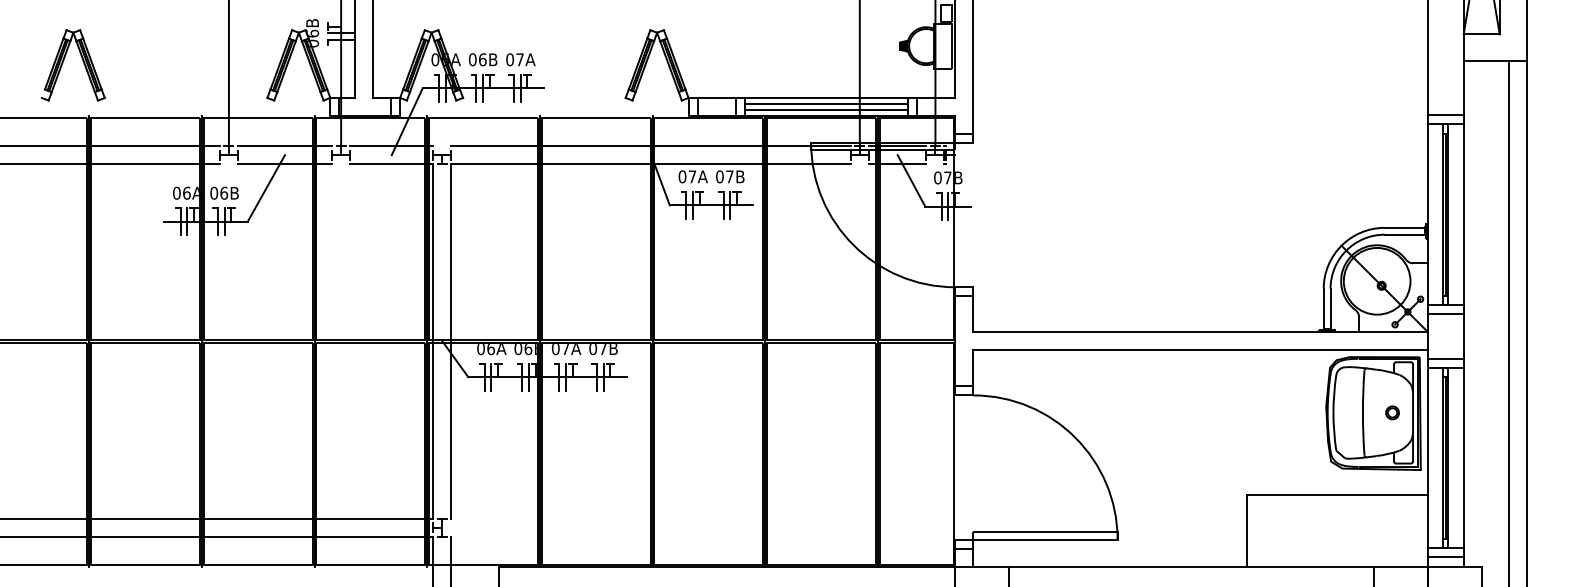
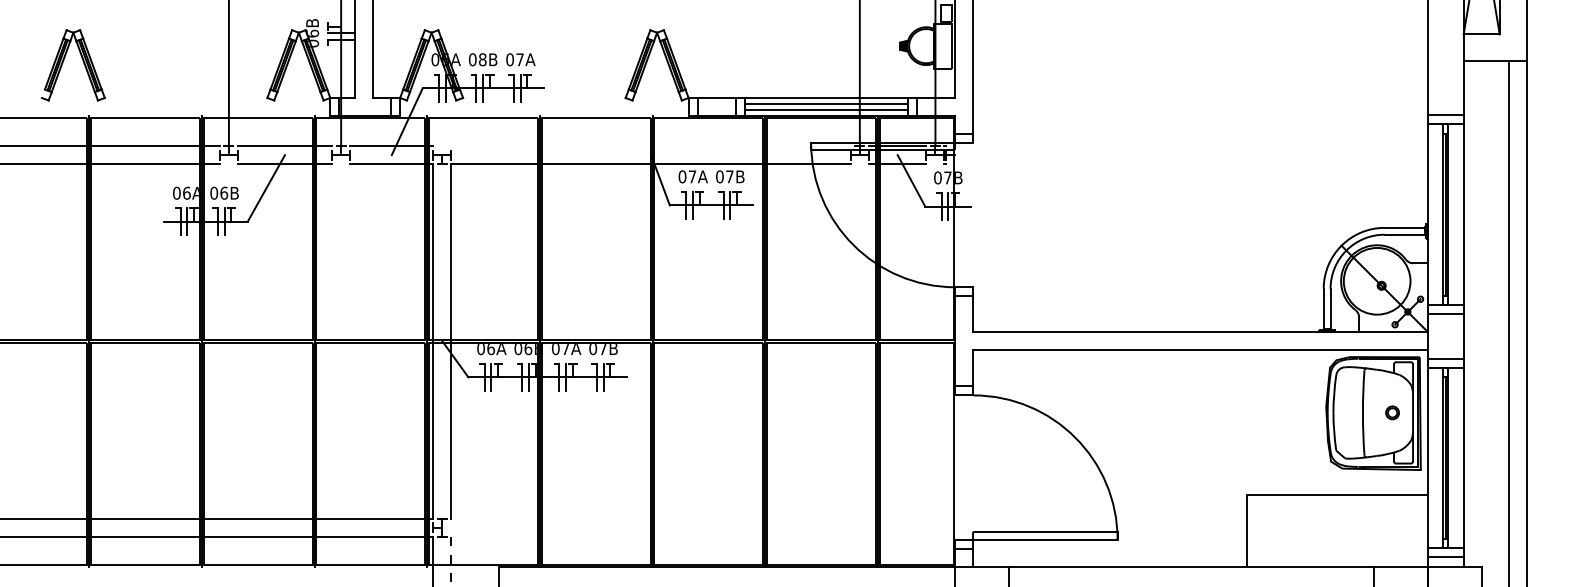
text: 06B -> 08B (482, 59)
line: present -> none (650, 146)
line: solid -> dashed (451, 561)
